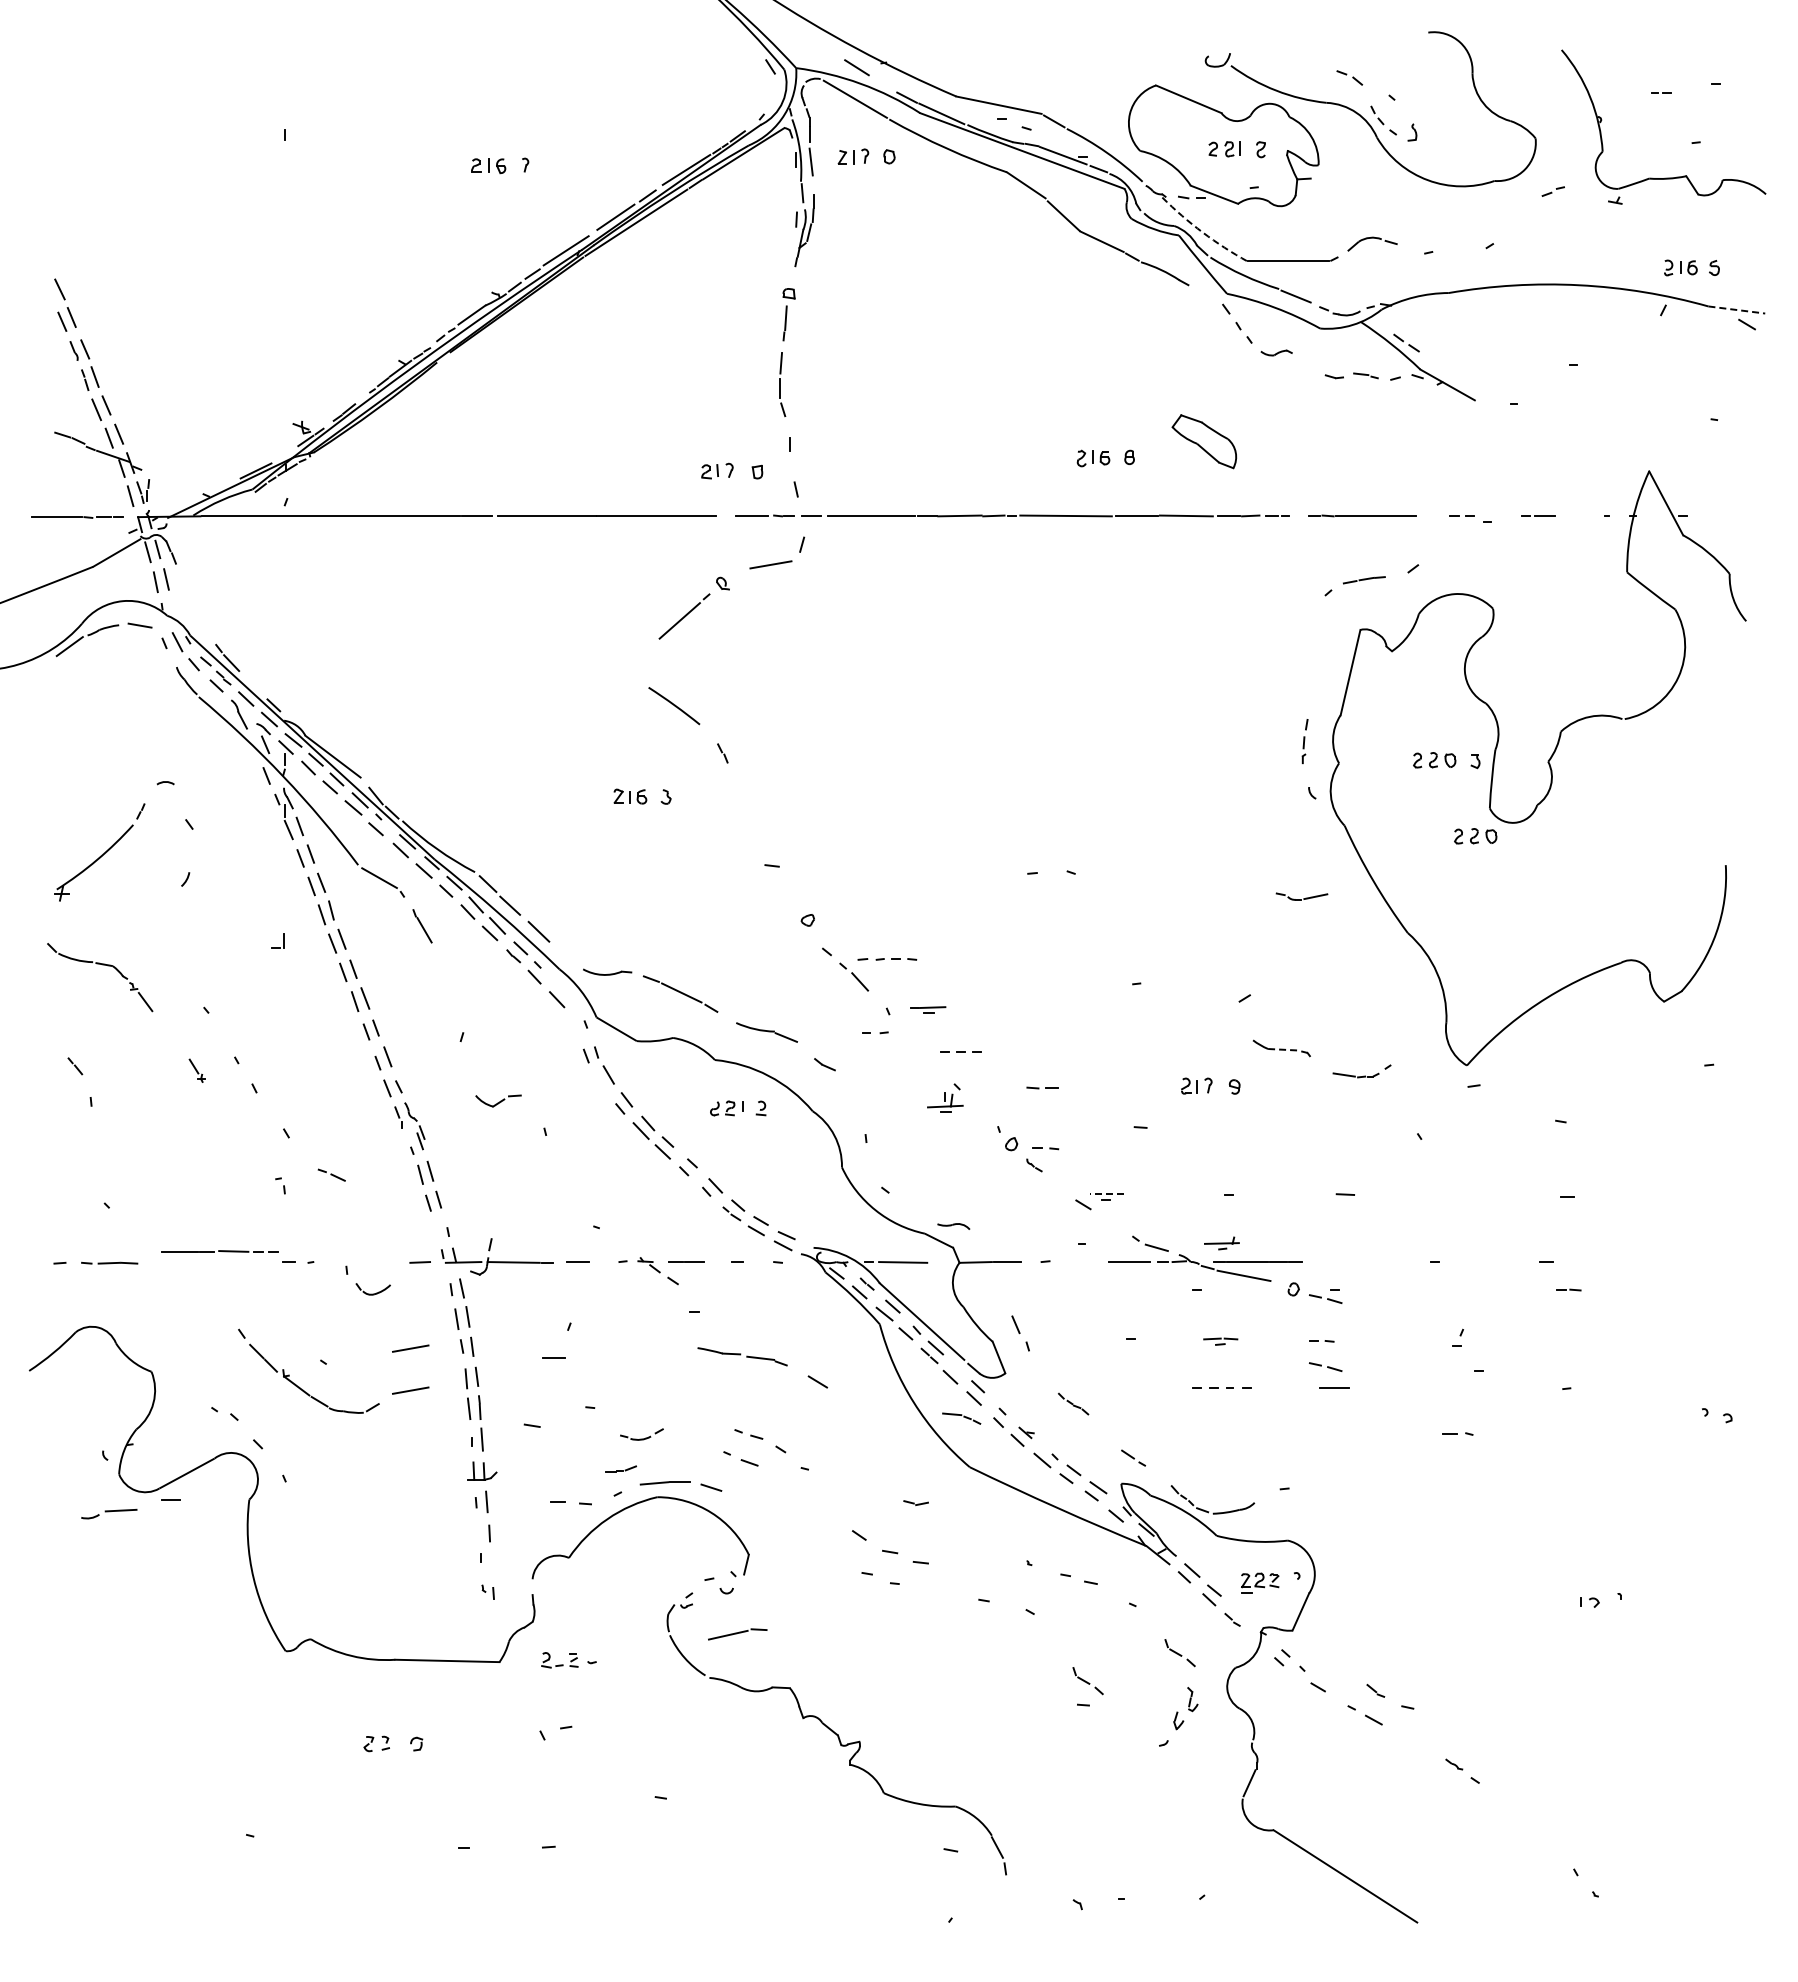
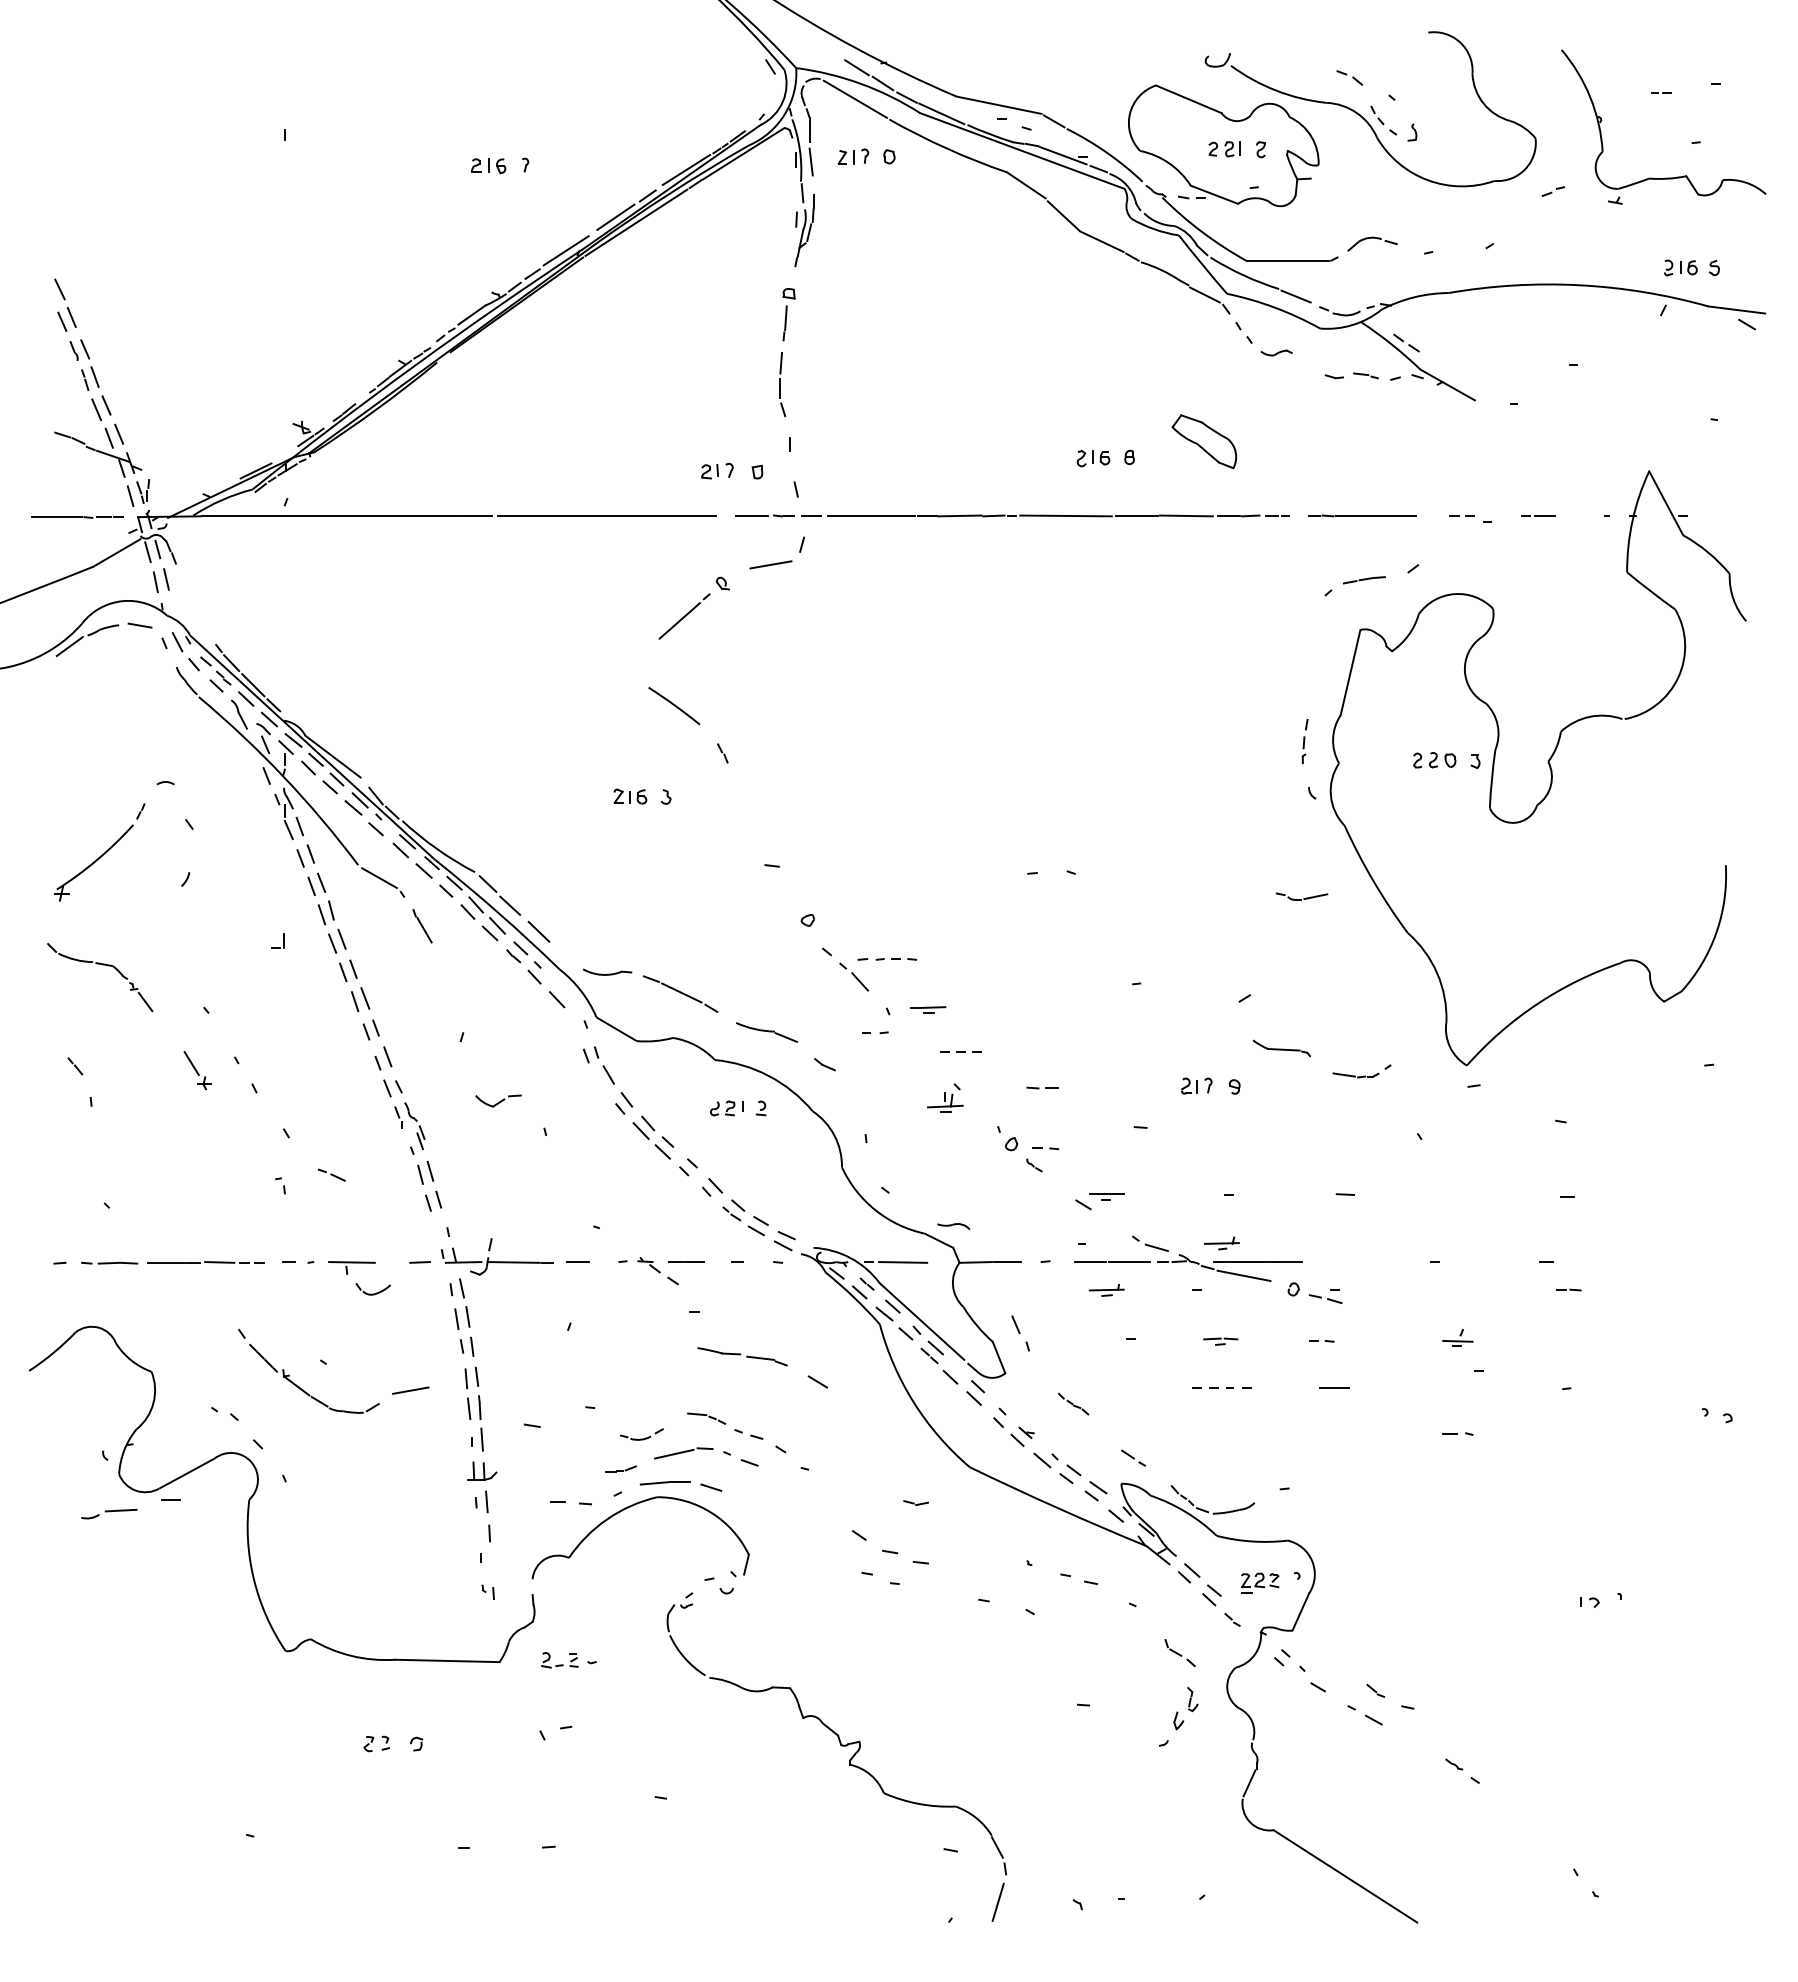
line: none -> present (882, 83)
arc: dashed -> solid (1202, 232)
line: none -> present (1204, 294)
line: dashed -> solid (1736, 310)
line: none -> present (253, 685)
part: present -> none (1475, 836)
line: dashed -> solid (1283, 1049)
part size: 18x25 px -> 29x40 px (197, 1070)
line: dashed -> solid (1106, 1194)
line position: (219, 1251) -> (205, 1262) (205, 1262)
line: none -> present (351, 1262)
line: none -> present (1090, 1262)
part: none -> present (1106, 1290)
line: none -> present (1457, 1340)
line: present -> none (410, 1348)
line: present -> none (553, 1357)
part: present -> none (1325, 1366)
part position: (961, 1418) -> (706, 1418) (706, 1418)
part position: (737, 1634) -> (683, 1453) (683, 1453)
part: present -> none (1087, 1681)
line: none -> present (997, 1901)
